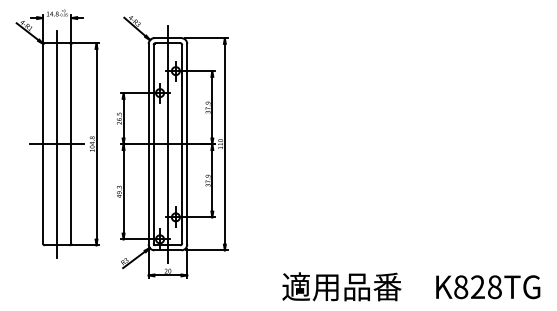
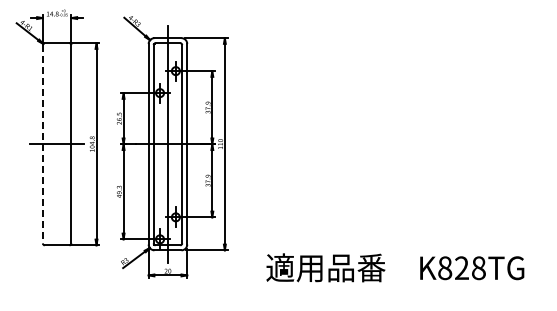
line: present -> none (57, 143)
line: solid -> dashed (42, 144)
text position: (411, 286) -> (395, 267) (395, 267)
